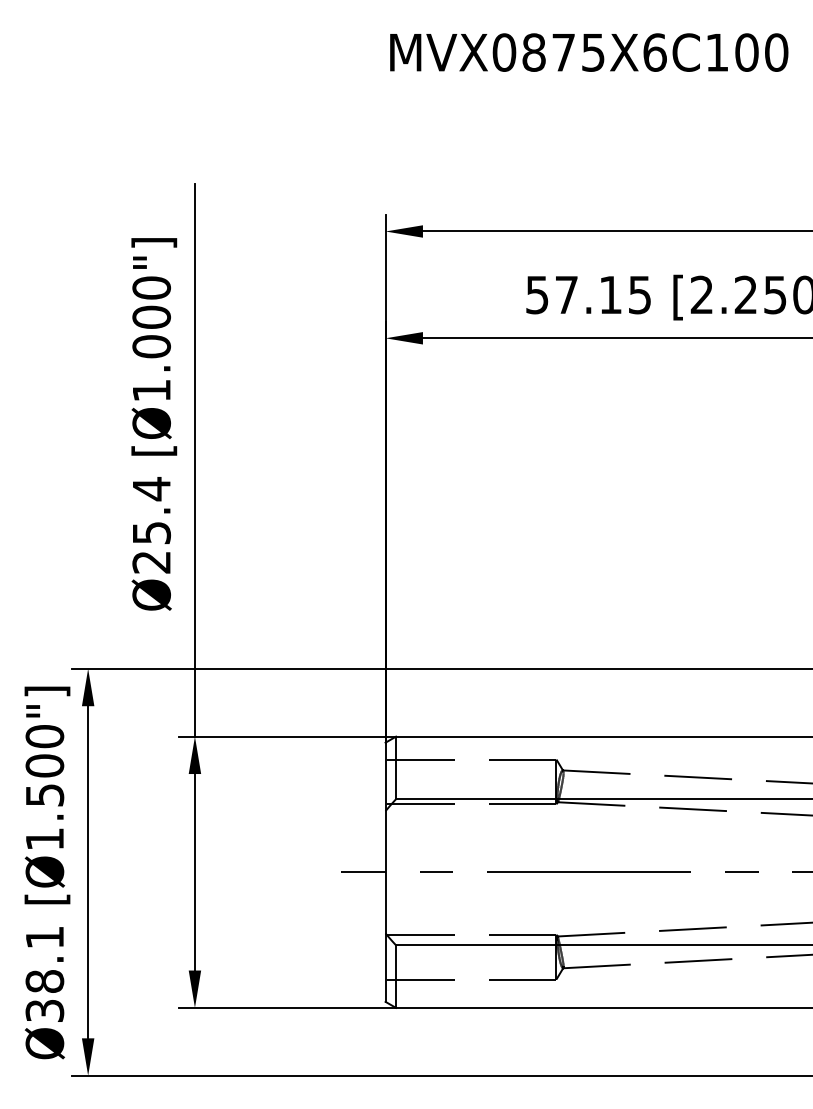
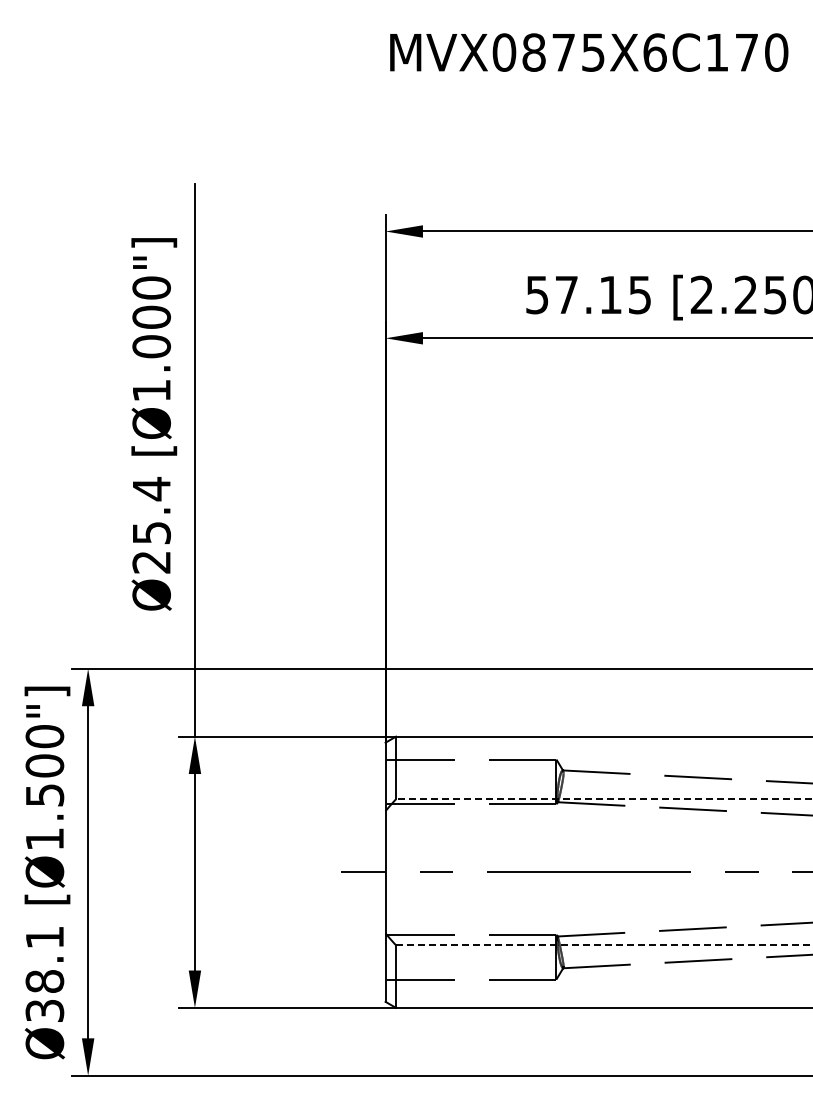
text: MVX0875X6C100 -> MVX0875X6C170 (746, 52)
line: solid -> dashed (604, 799)
line: solid -> dashed (605, 945)
